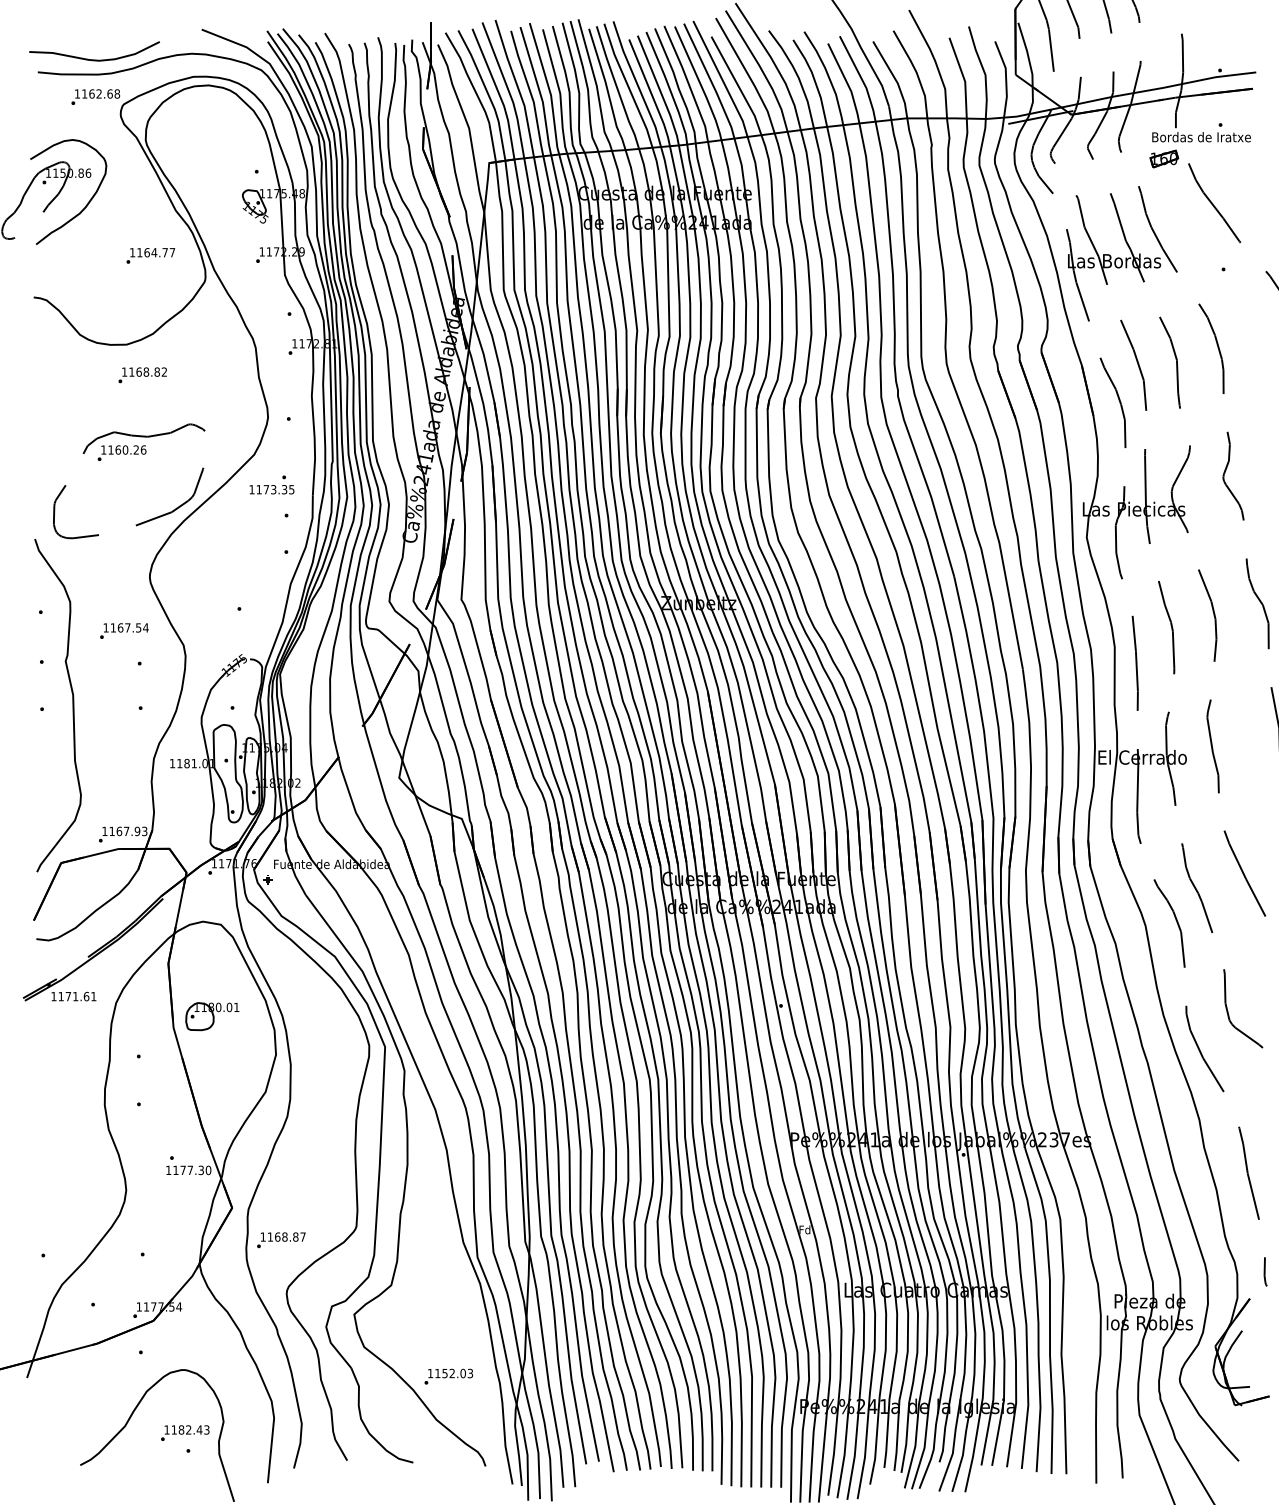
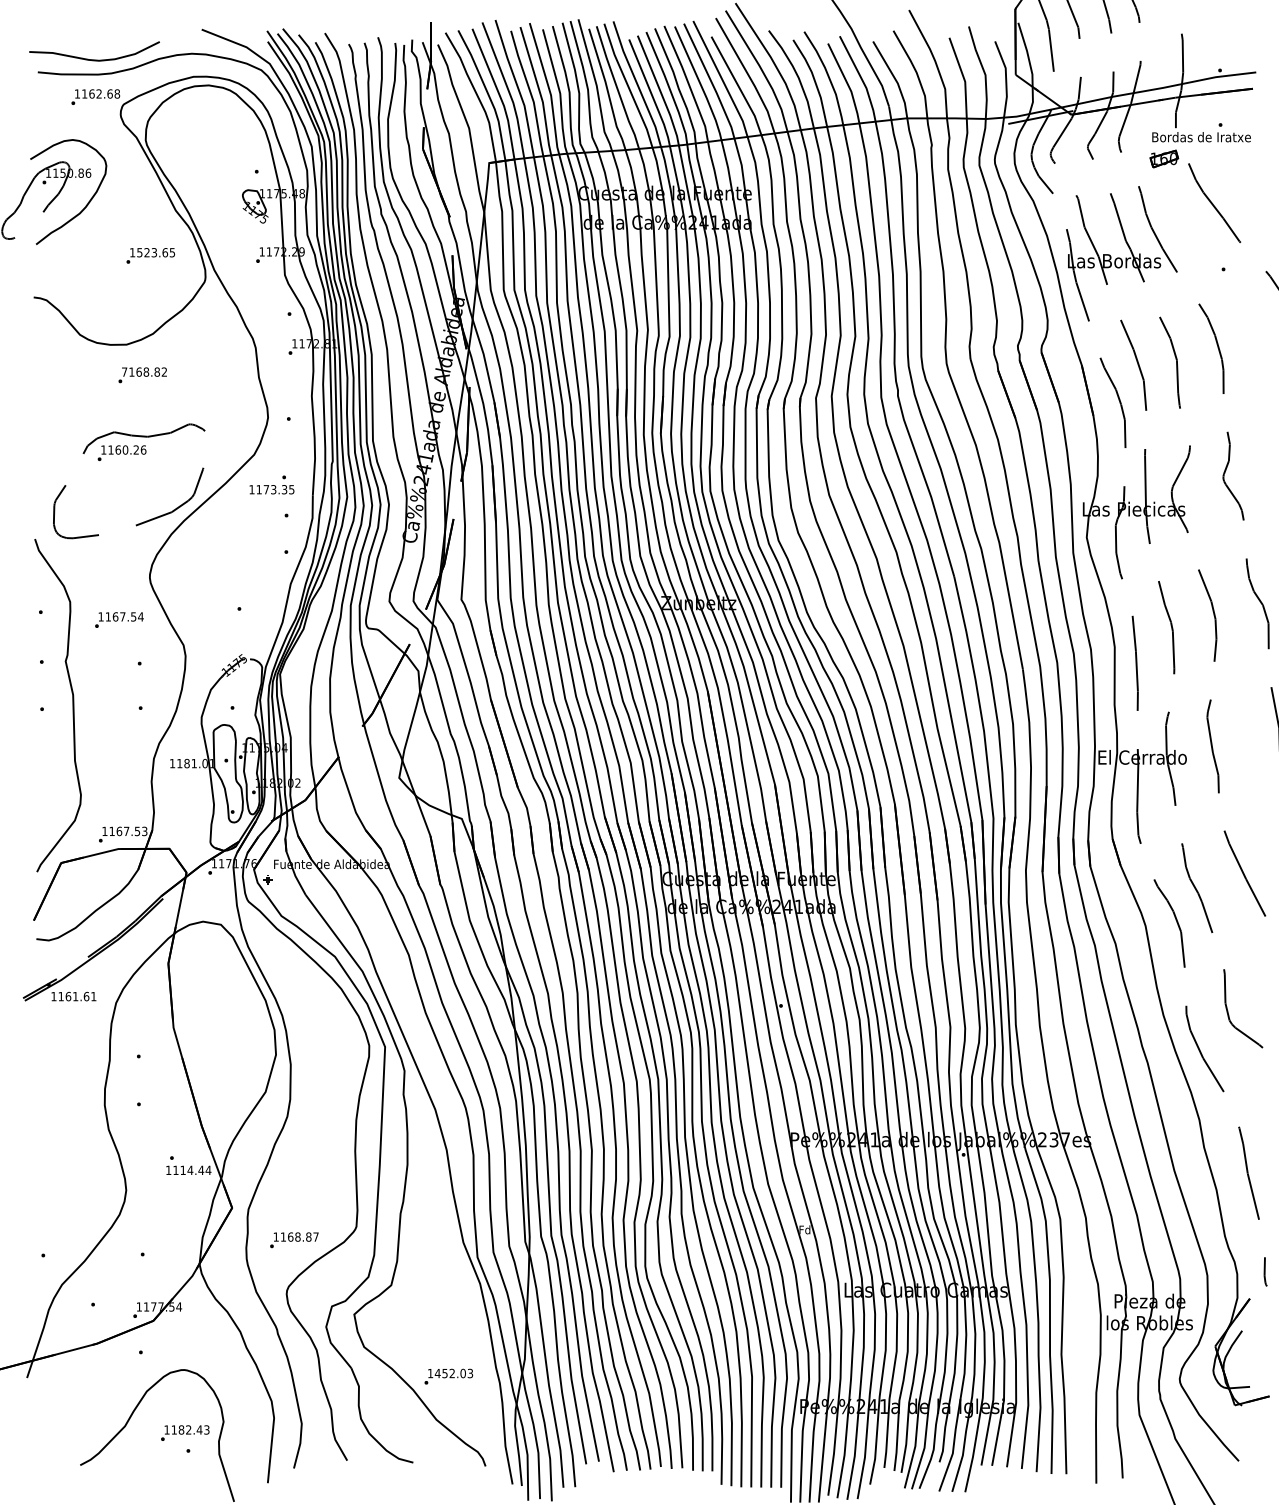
text: 1164.77 -> 1523.65 (156, 252)
text: 1168.82 -> 7168.82 (124, 371)
text position: (124, 630) -> (119, 619) (119, 619)
text: 1167.93 -> 1167.53 (137, 830)
text: 1171.61 -> 1161.61 (68, 996)
part: present -> none (212, 1016)
text: 1177.30 -> 1114.44 (195, 1170)
text position: (281, 1240) -> (294, 1240) (294, 1240)
text: 1152.03 -> 1452.03 (437, 1373)
